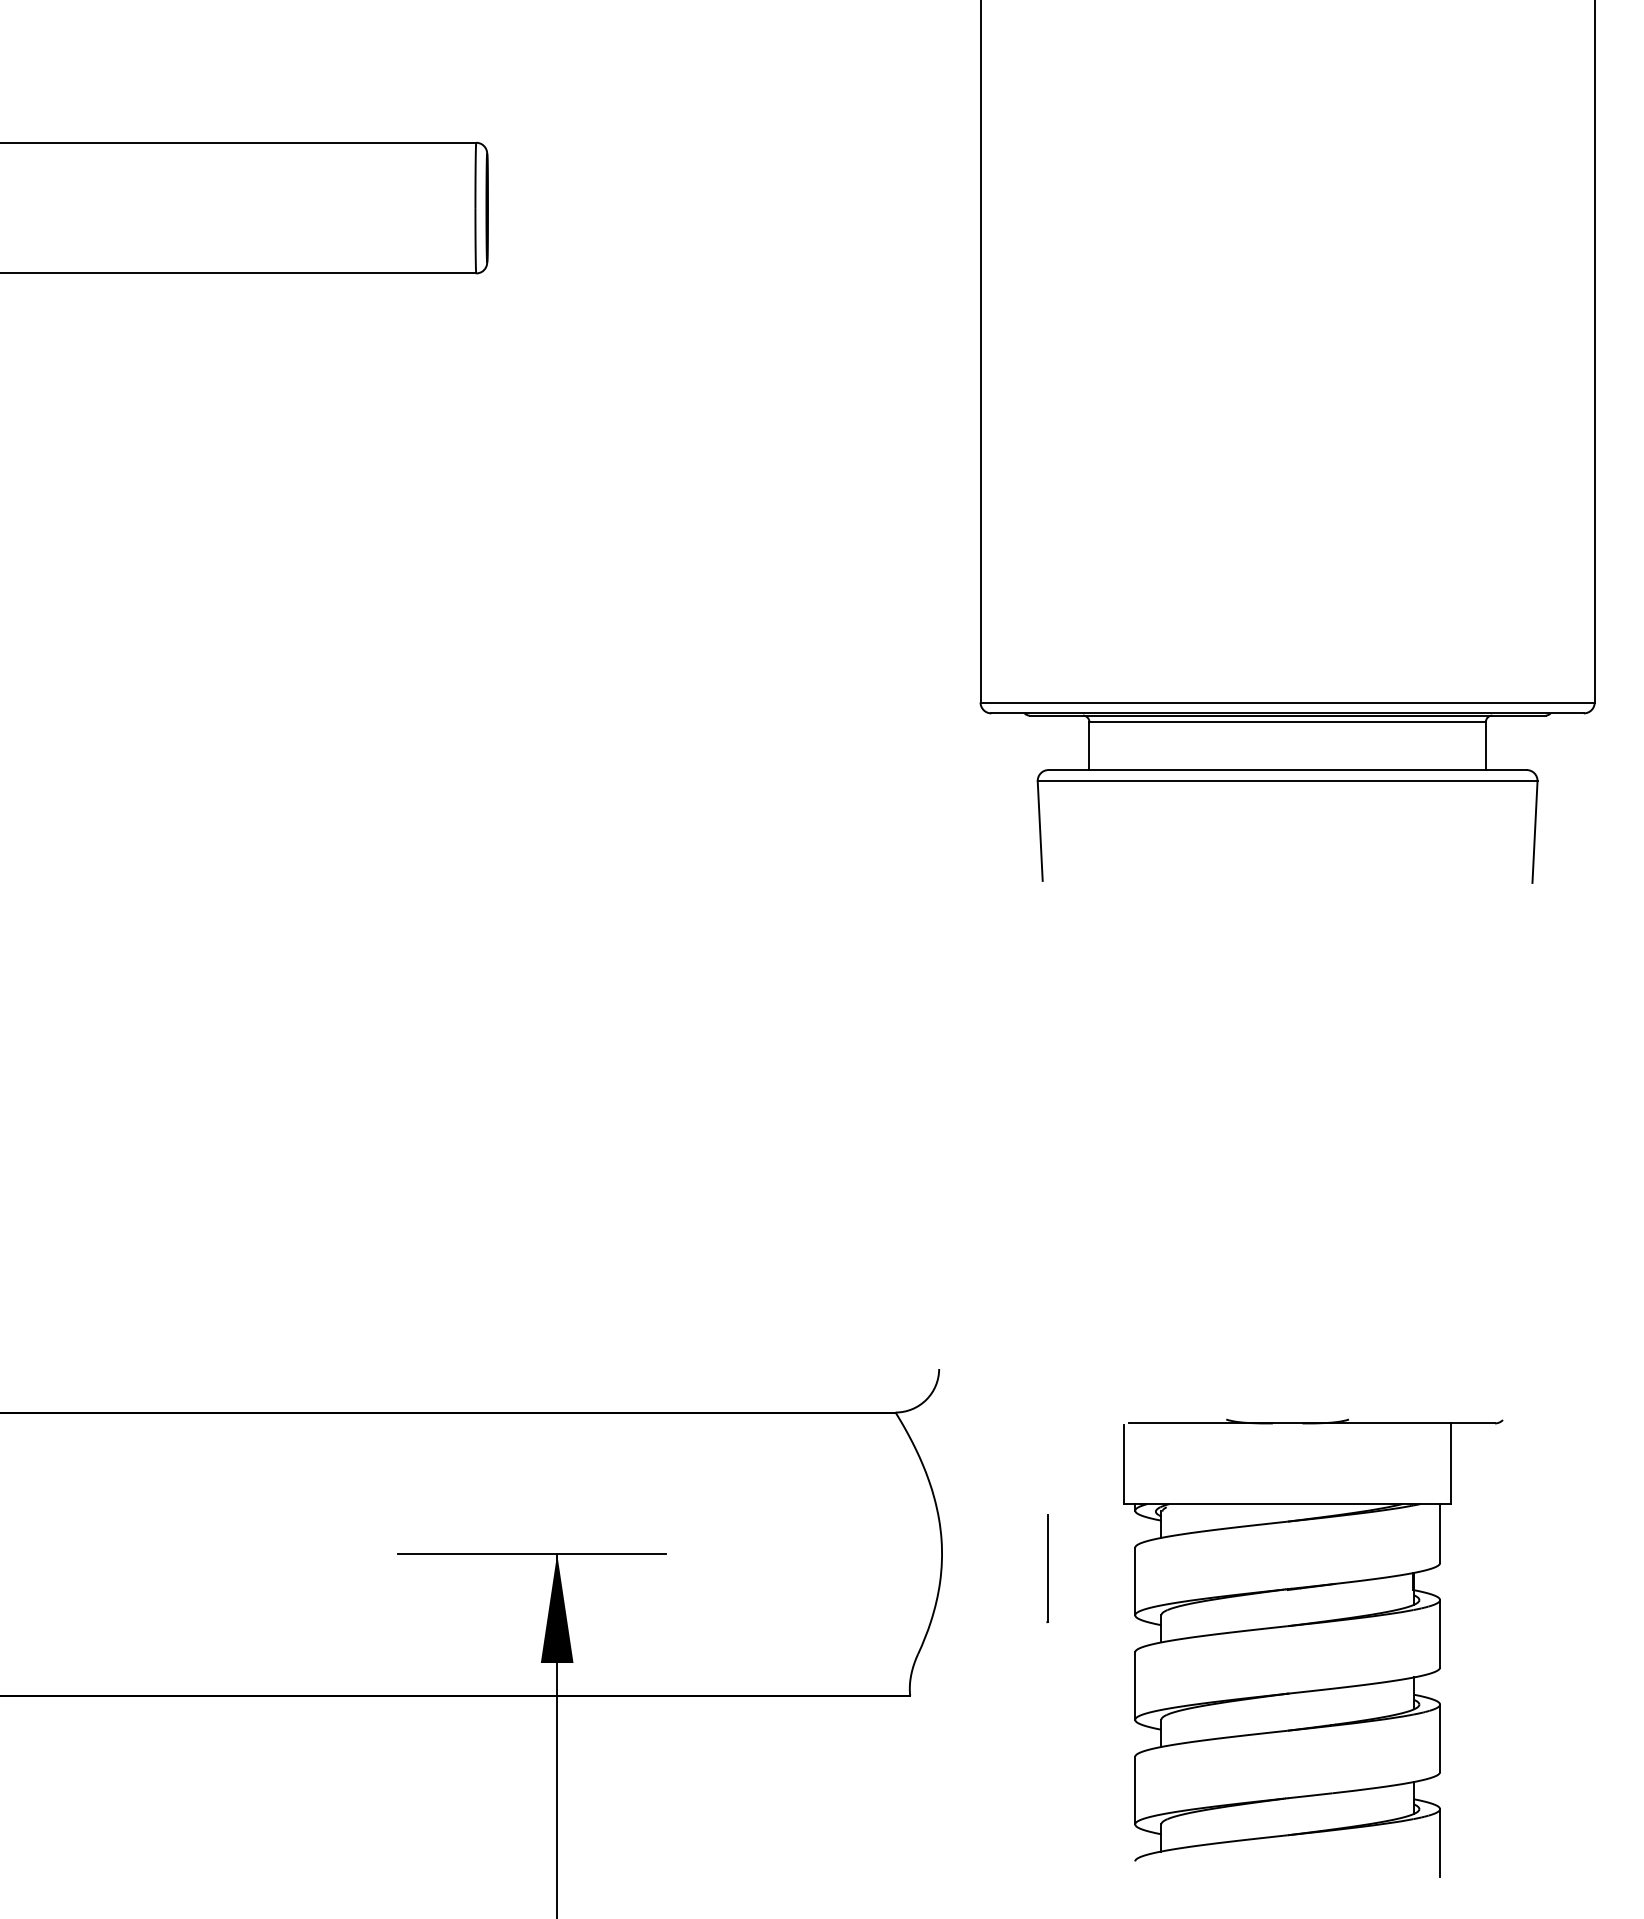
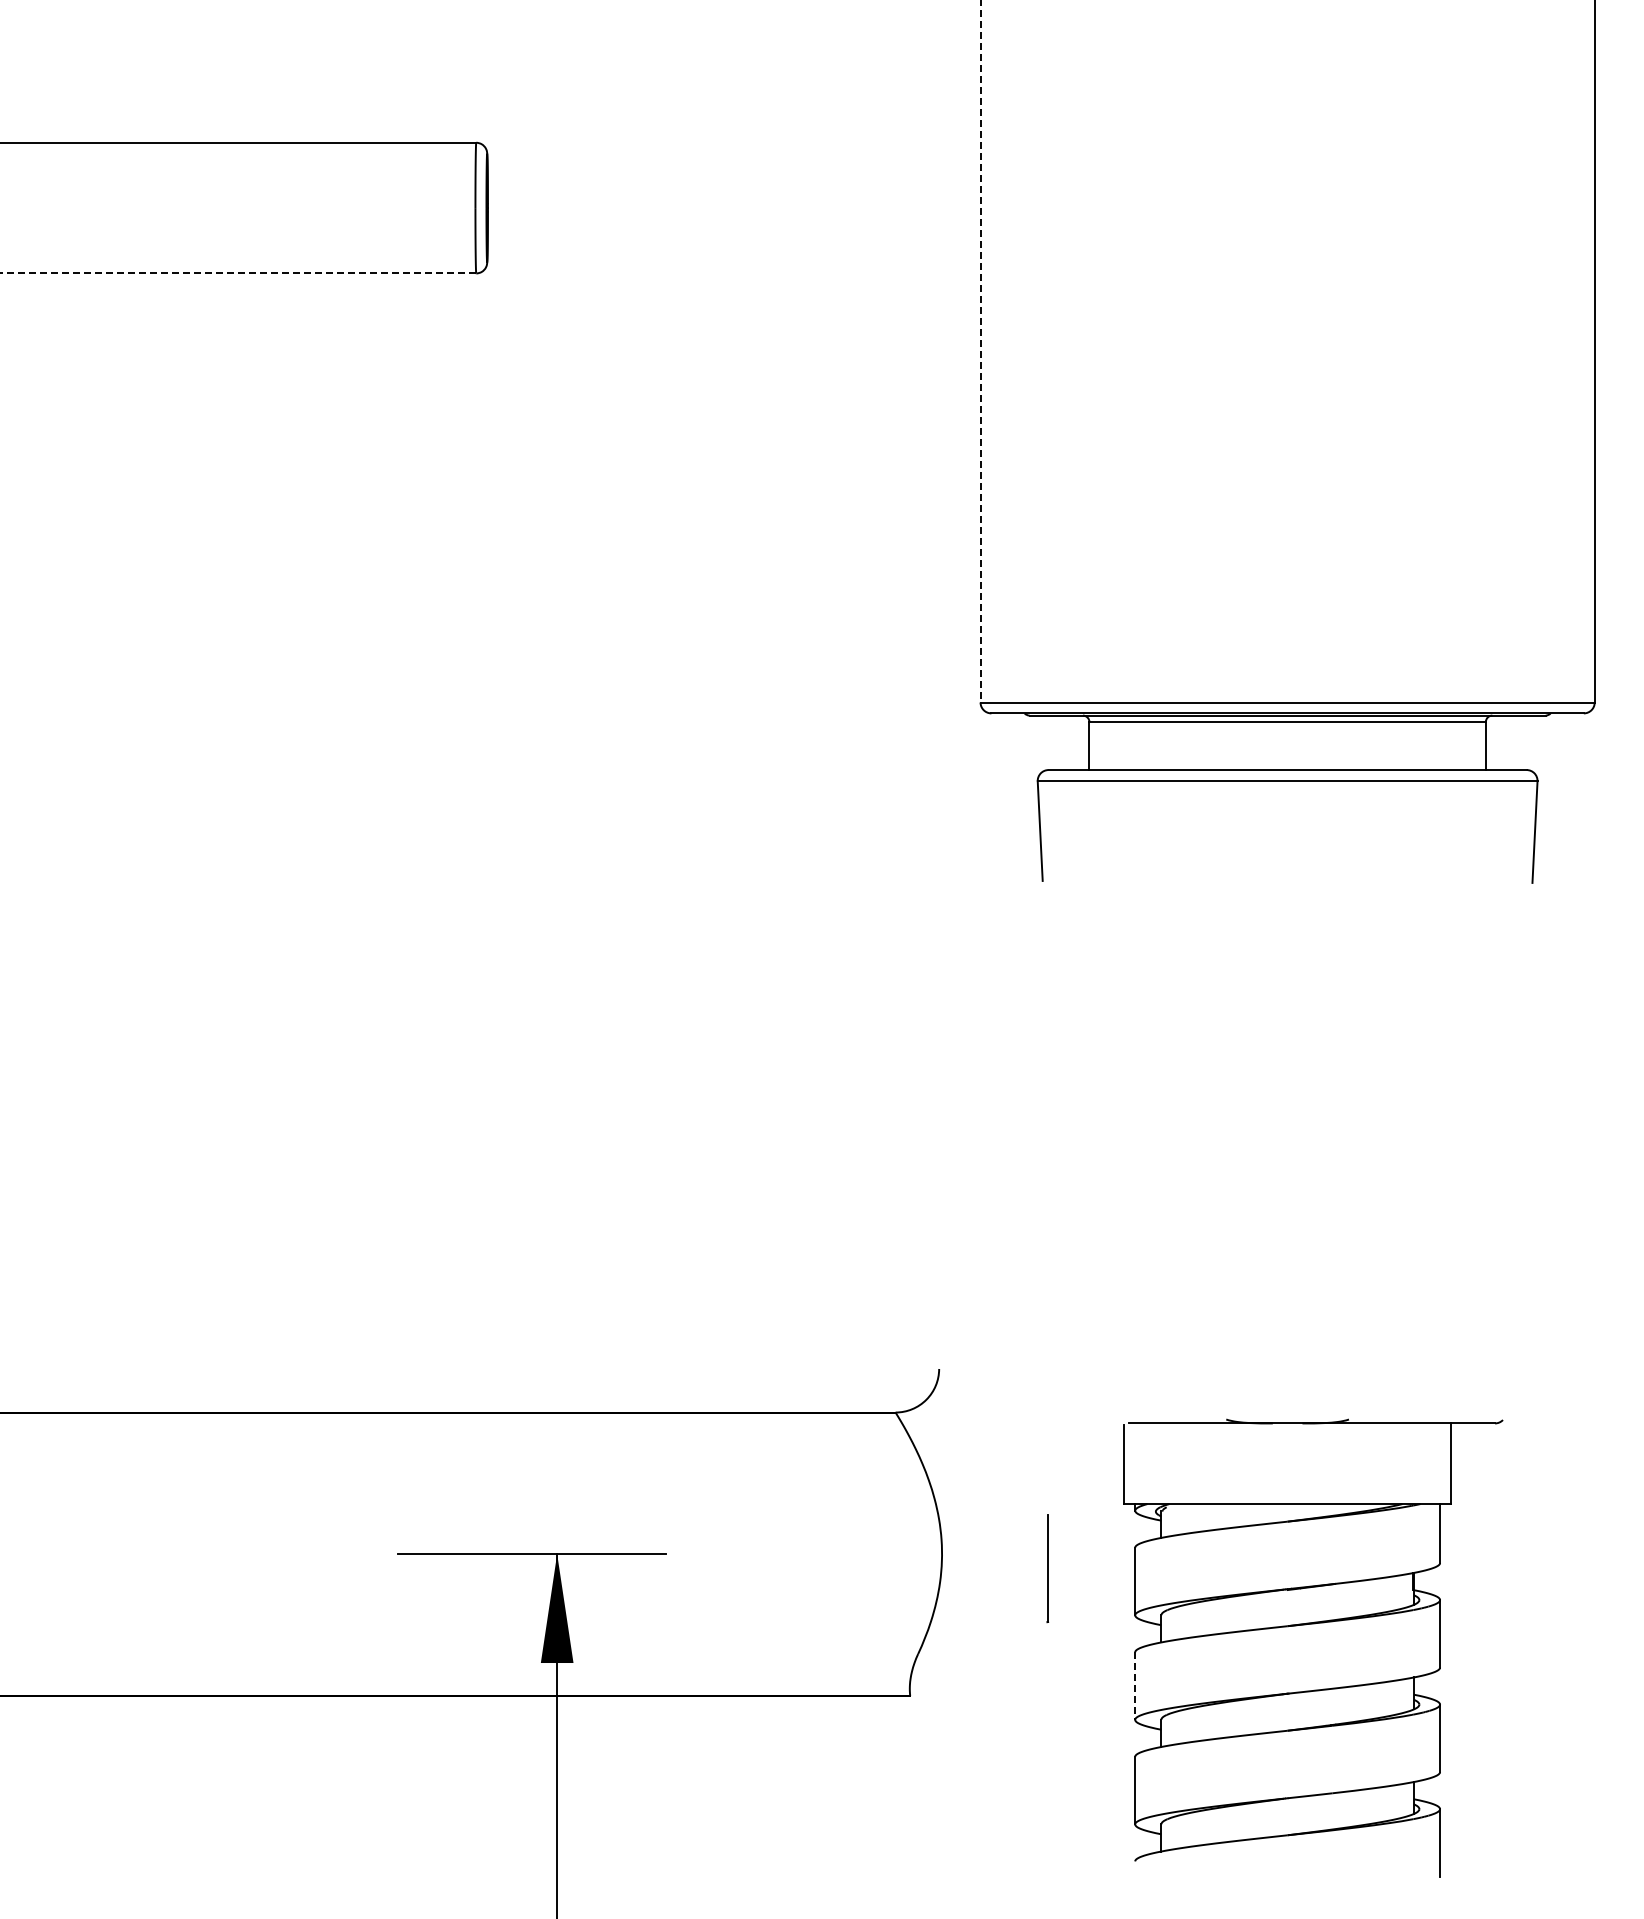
line: solid -> dashed (238, 273)
line: solid -> dashed (980, 351)
line: solid -> dashed (1135, 1686)
